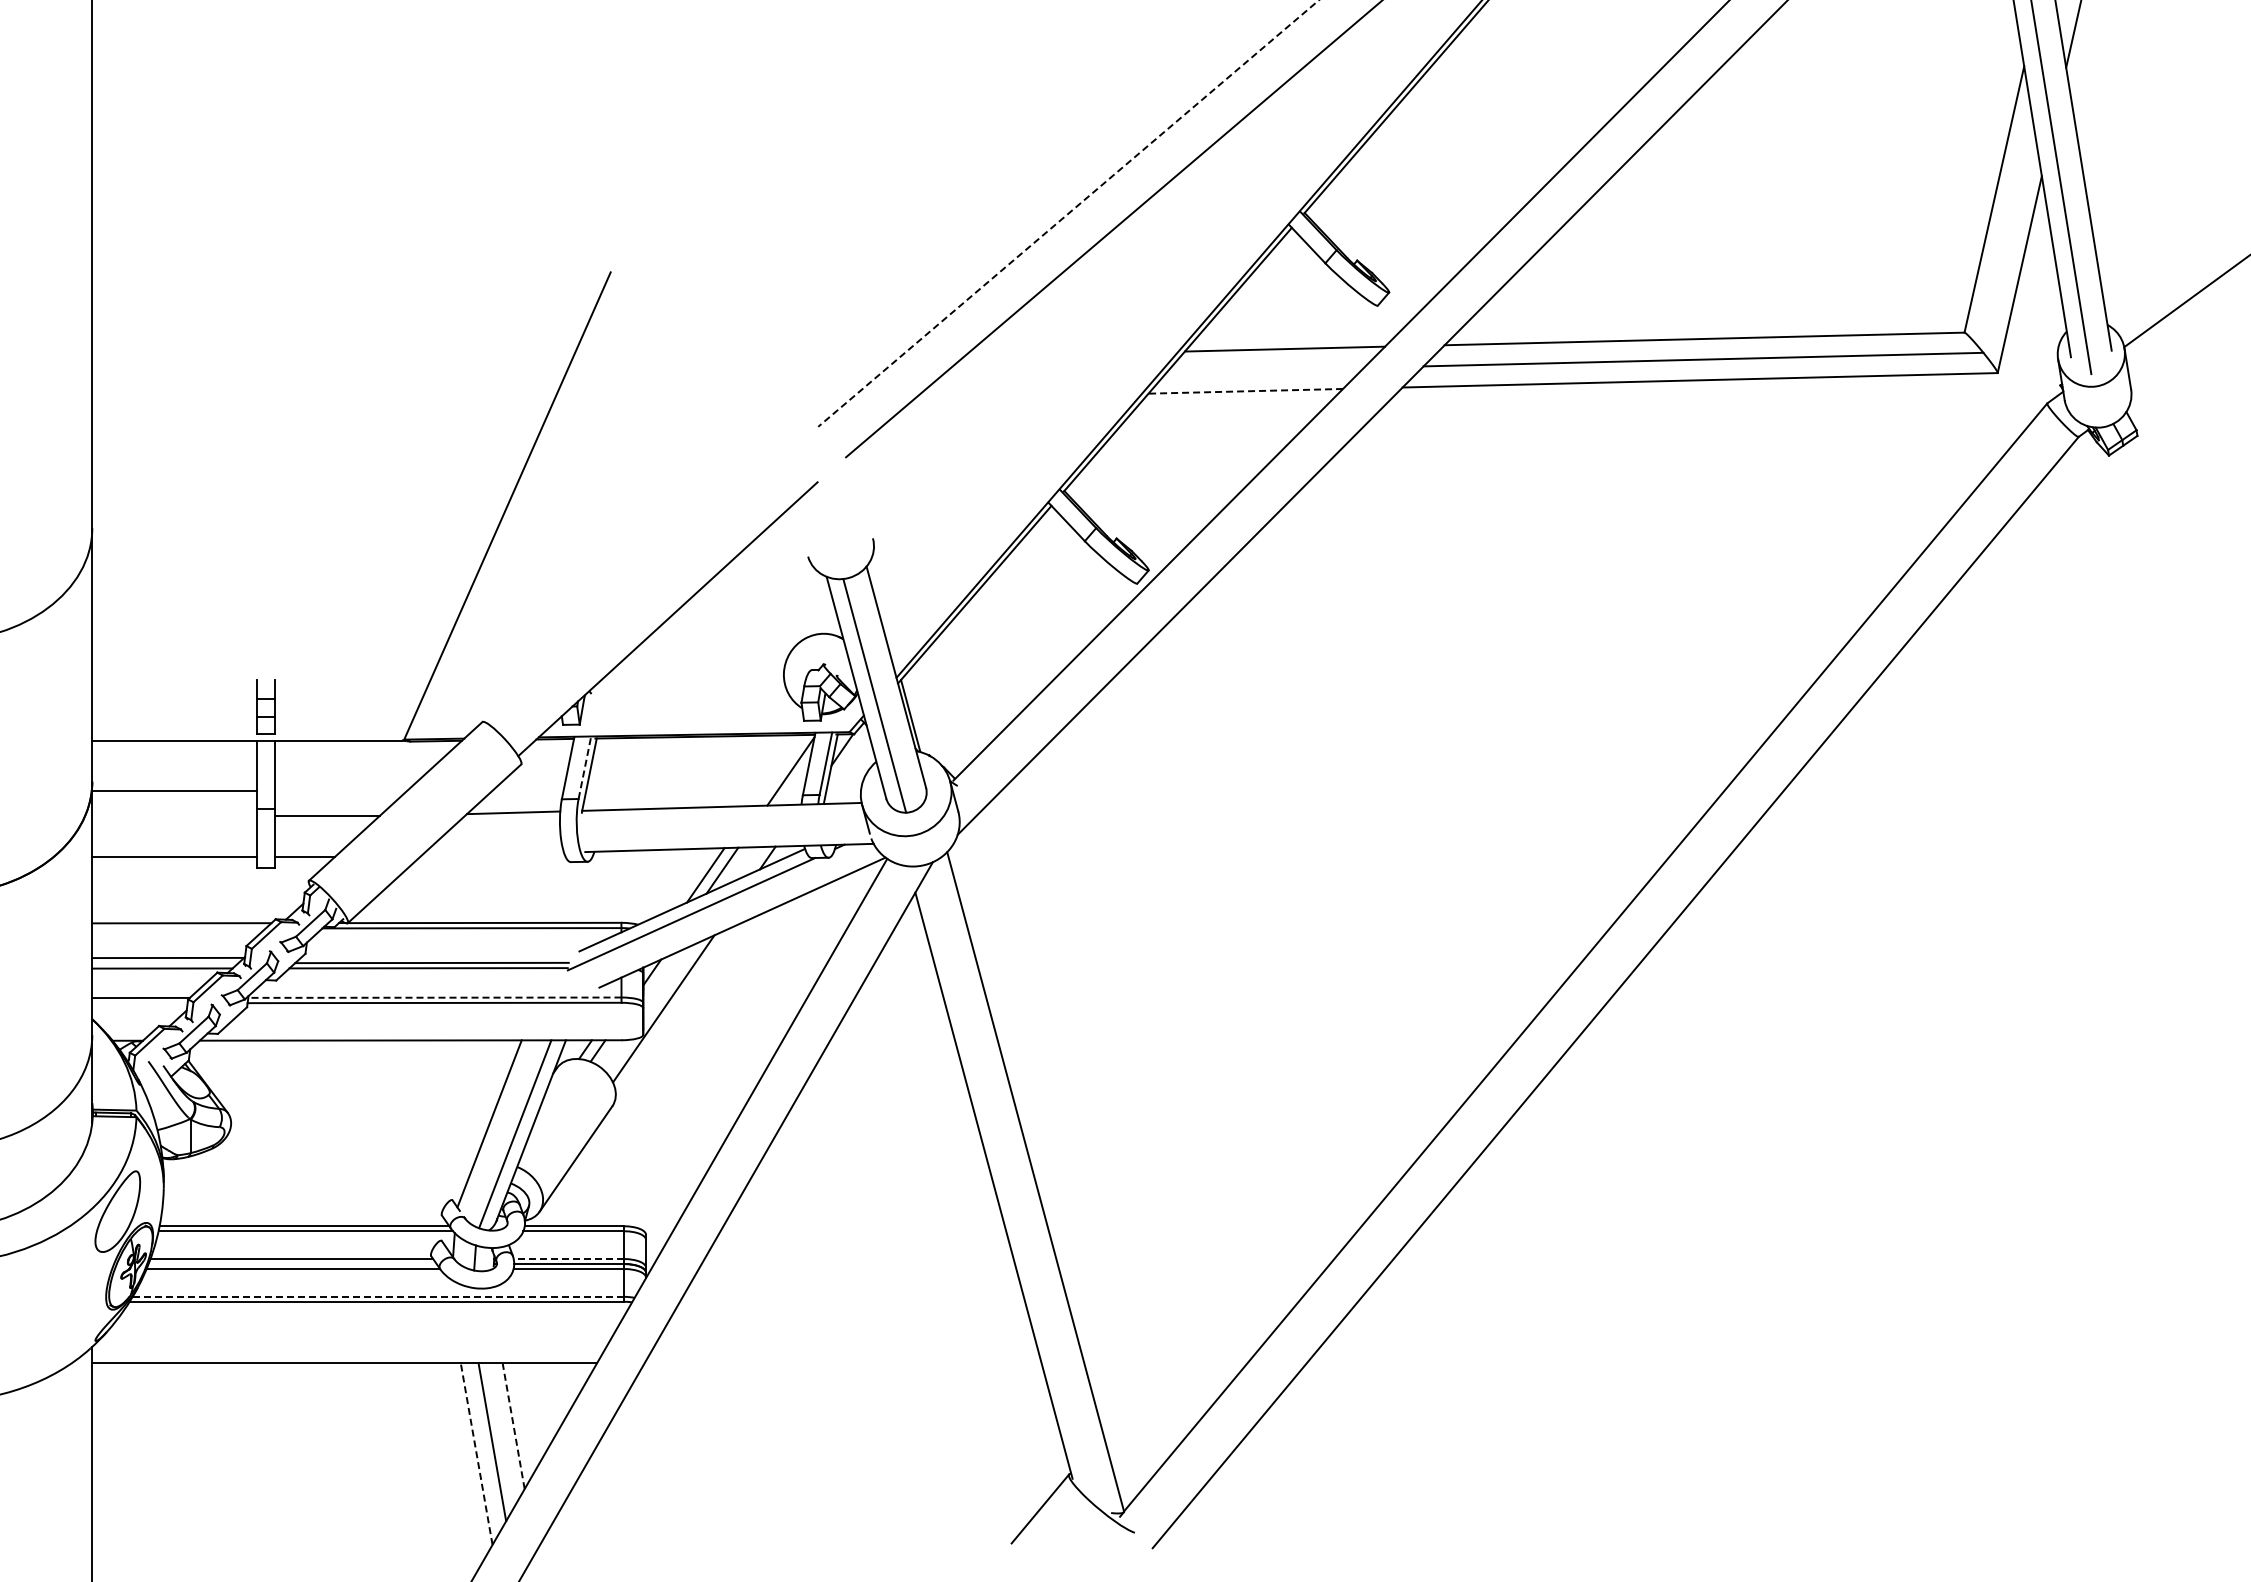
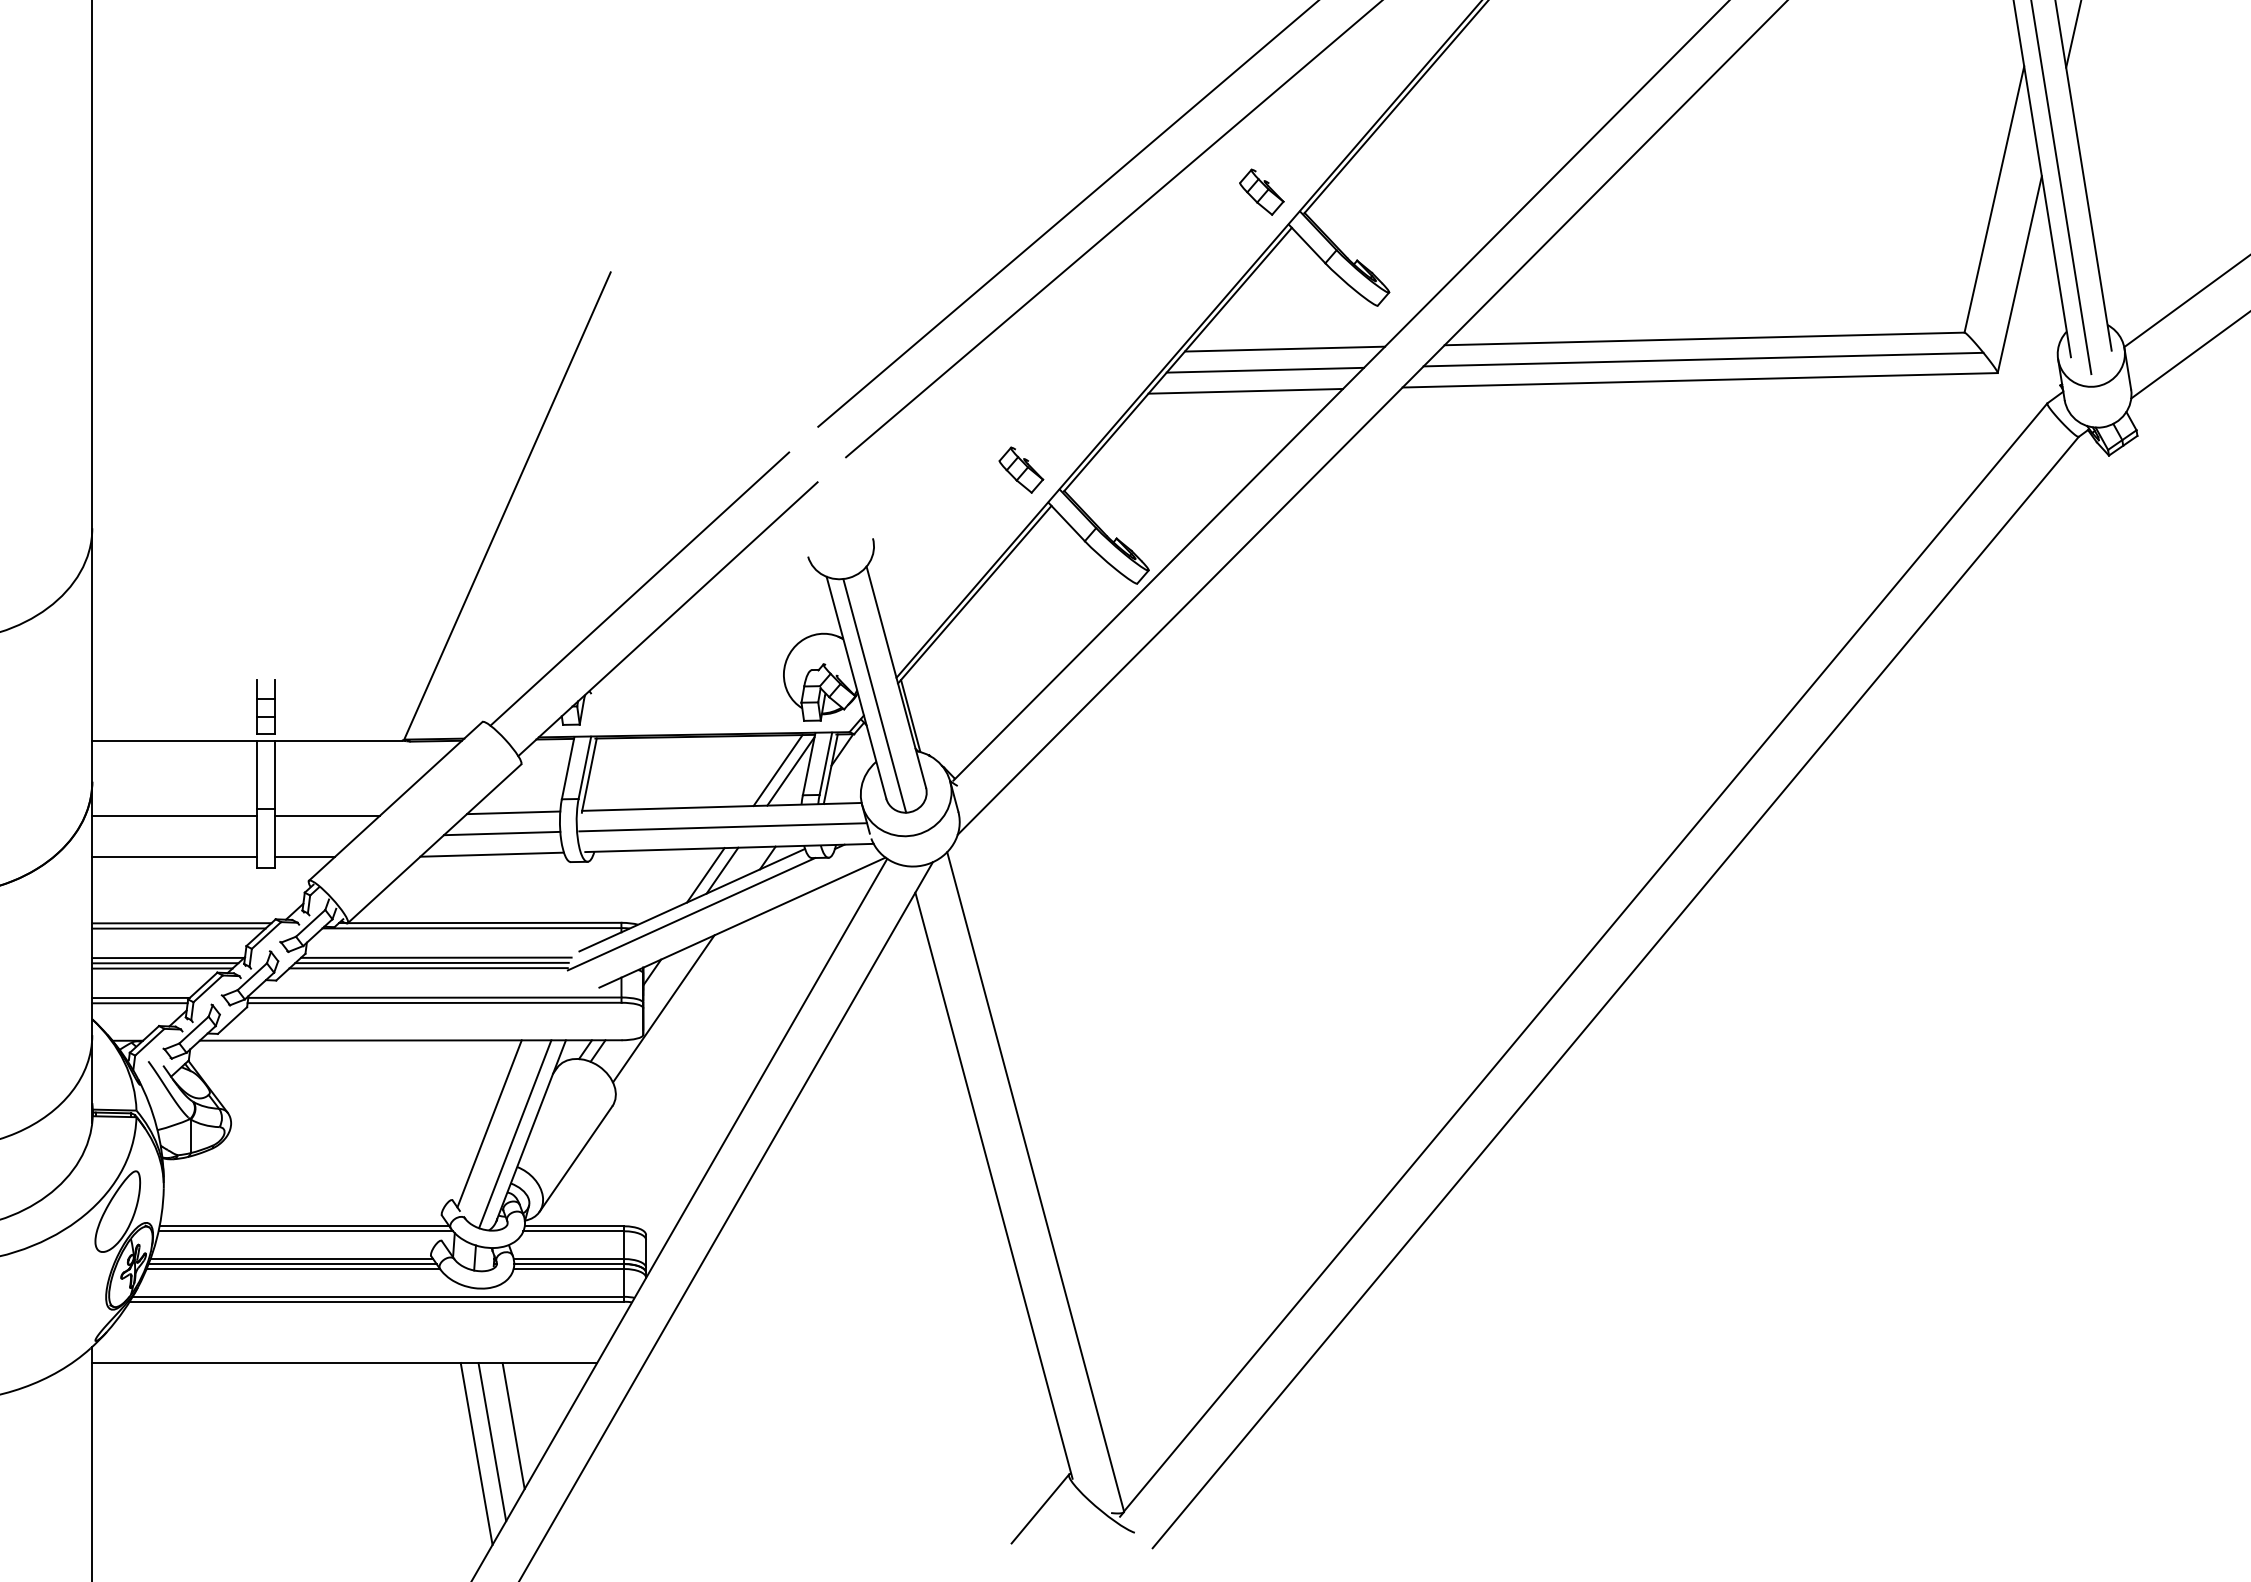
part: none -> present (1261, 191)
line: dashed -> solid (1068, 213)
line: none -> present (2189, 355)
line: none -> present (1265, 369)
line: dashed -> solid (1245, 391)
part: none -> present (1021, 469)
line: none -> present (639, 588)
line: dashed -> solid (584, 767)
line: none -> present (777, 770)
line position: (174, 791) -> (174, 816) (174, 816)
line: none -> present (723, 827)
line: none -> present (501, 833)
line: none -> present (491, 854)
line: none -> present (178, 928)
line: none -> present (436, 957)
line: none -> present (165, 963)
line: dashed -> solid (434, 997)
line: none -> present (139, 1003)
line: dashed -> solid (568, 1259)
line: none -> present (292, 1264)
line: dashed -> solid (378, 1296)
line: dashed -> solid (513, 1425)
line: dashed -> solid (476, 1453)
